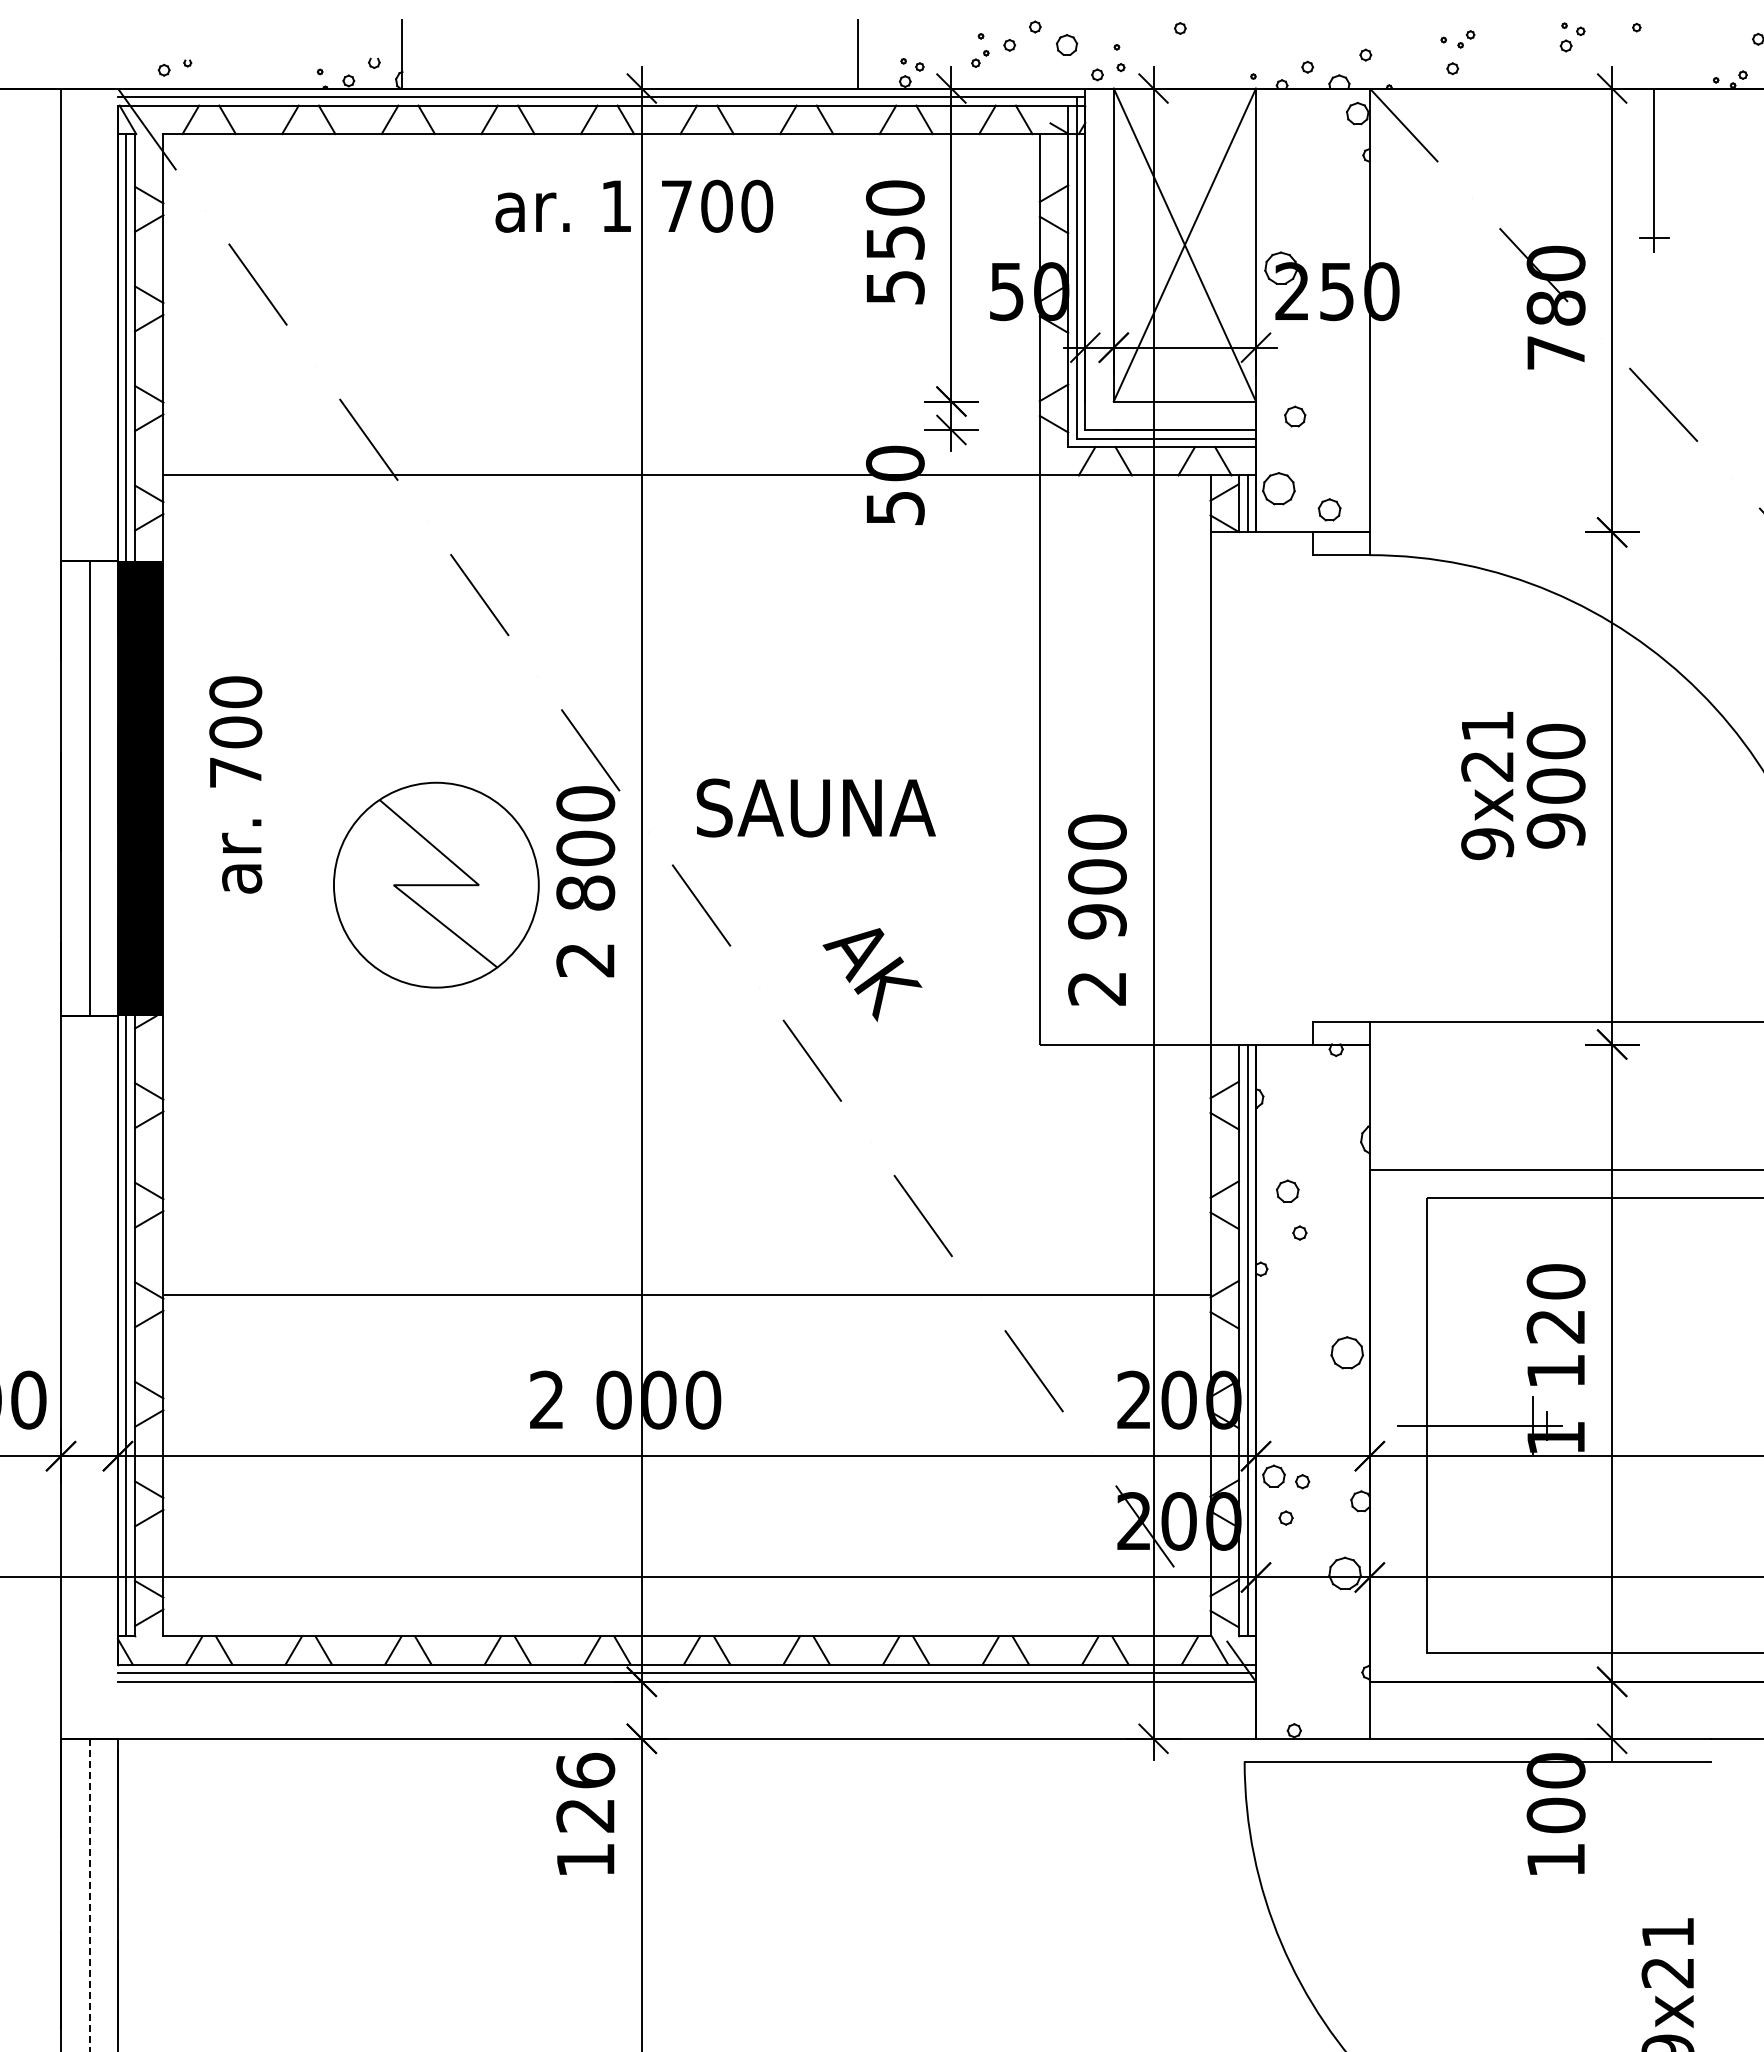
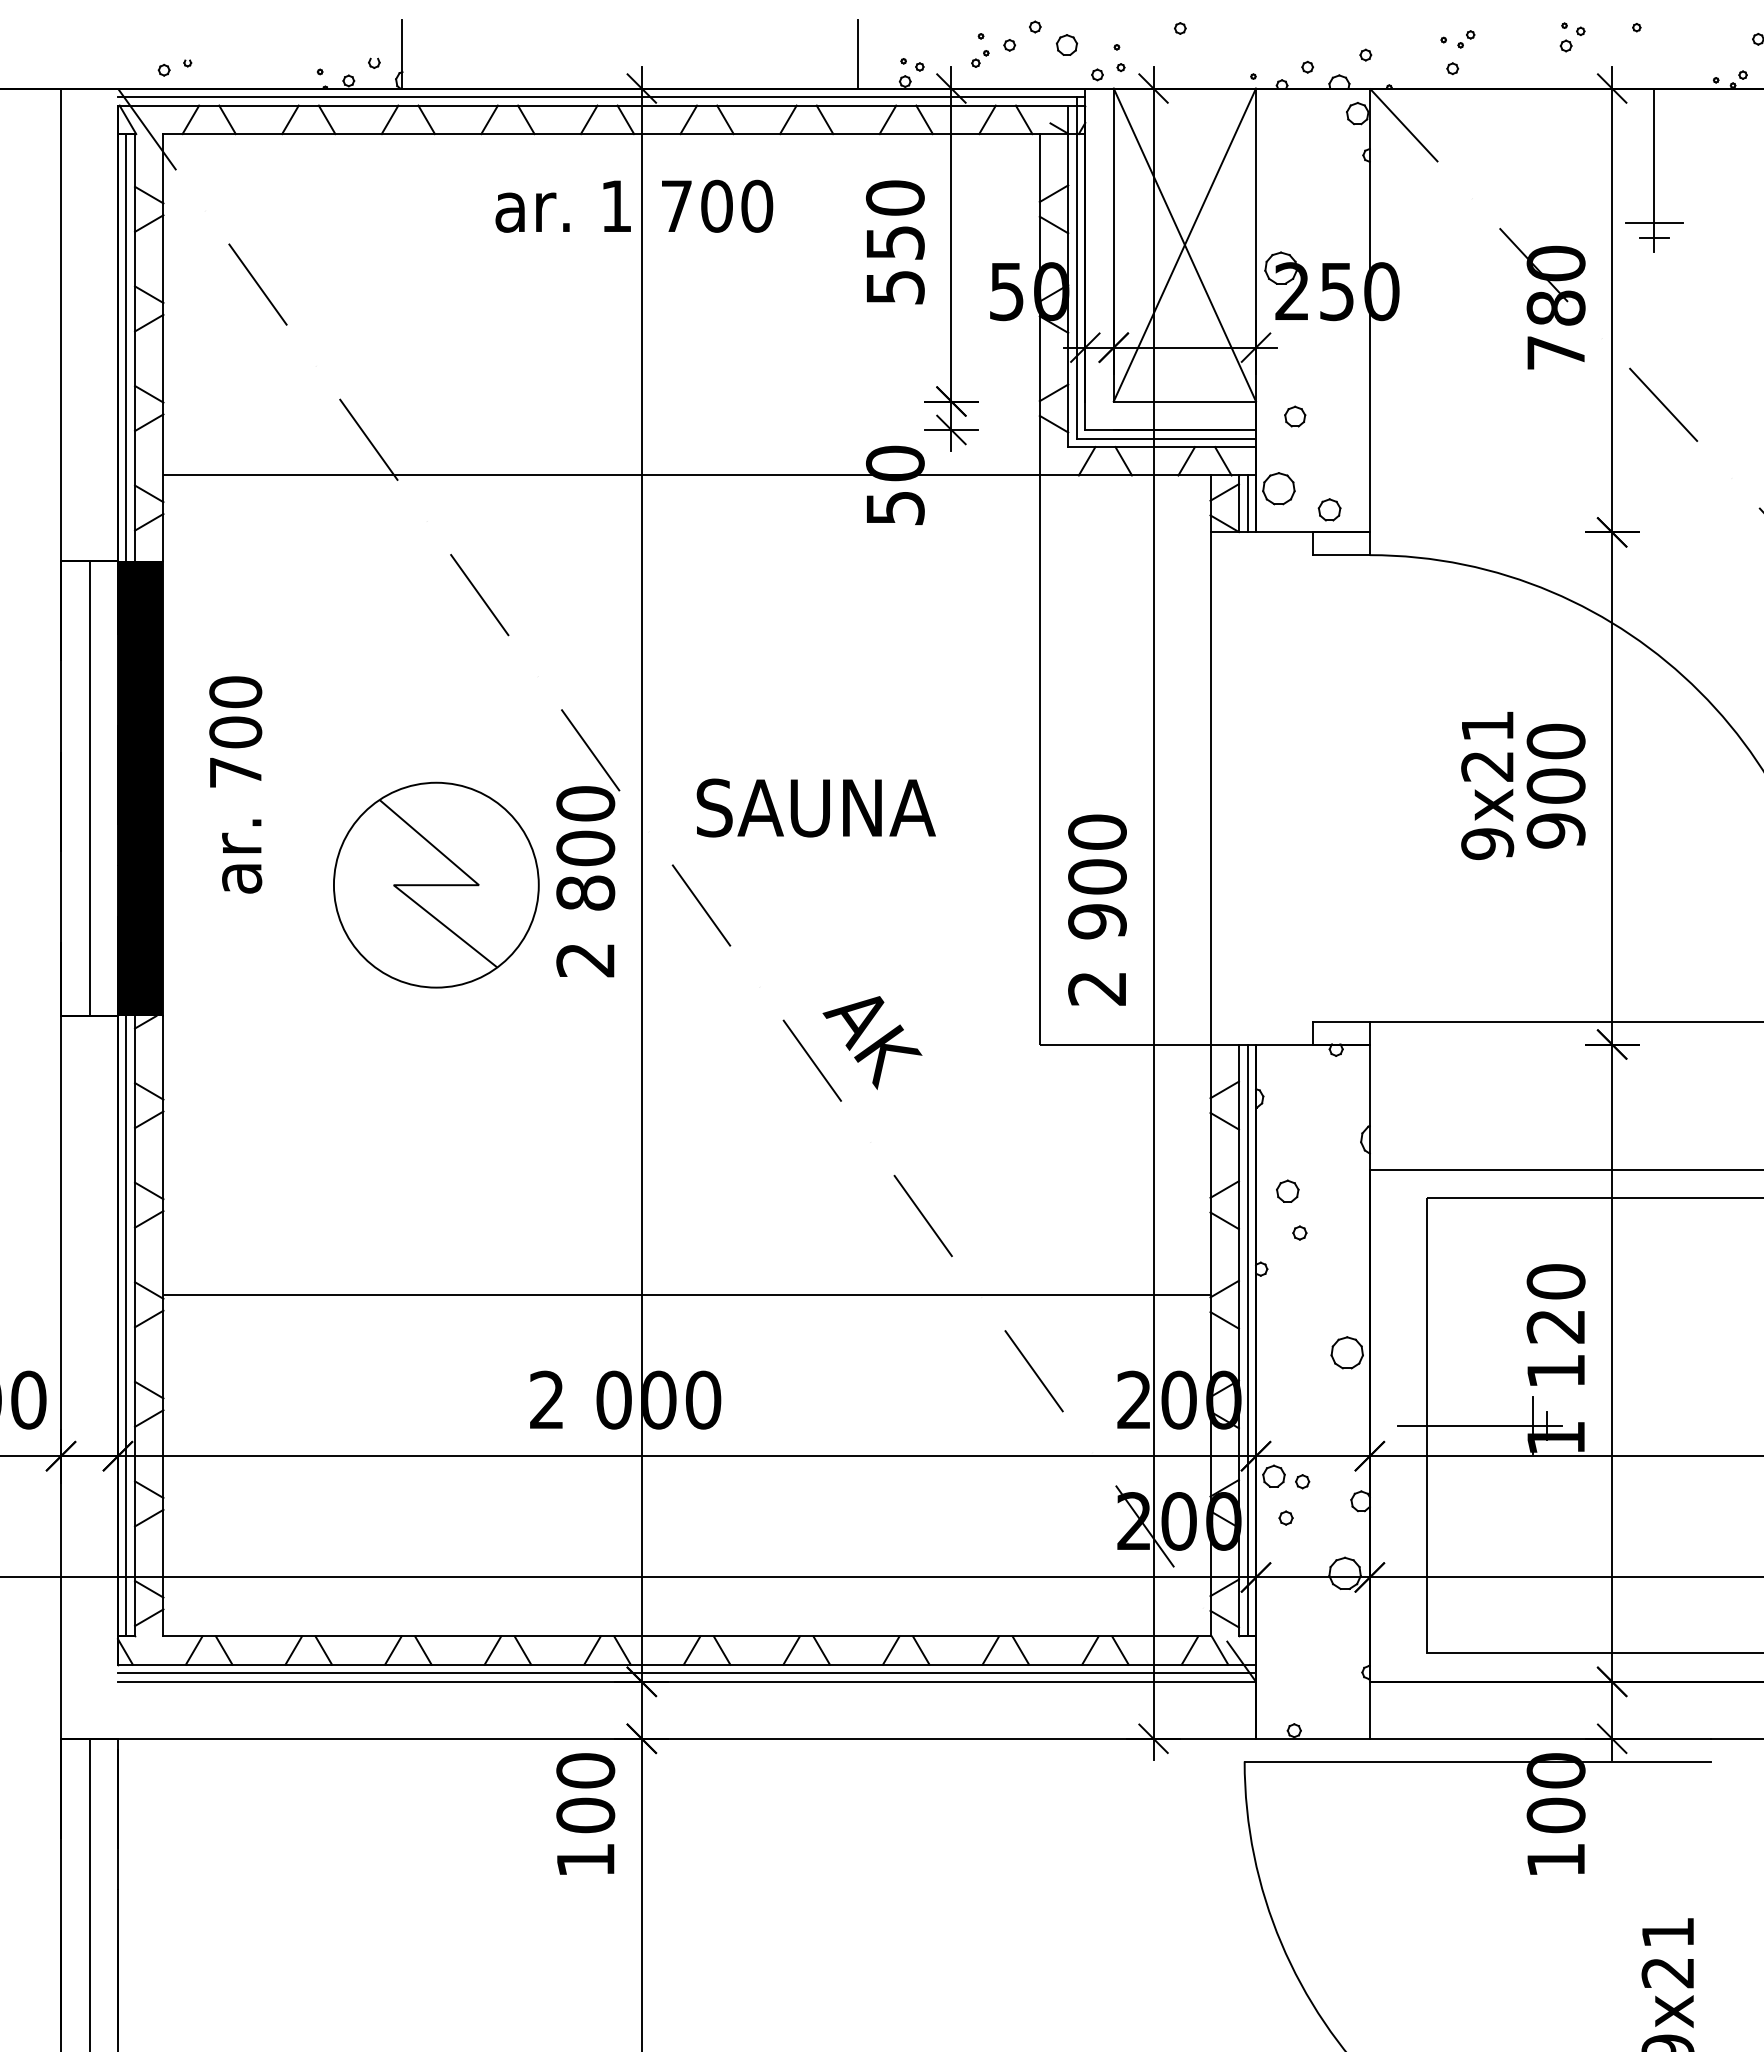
line: none -> present (1653, 223)
text position: (872, 974) -> (872, 1042) (872, 1042)
text: 126 -> 100 (585, 1792)
line: dashed -> solid (89, 1895)
